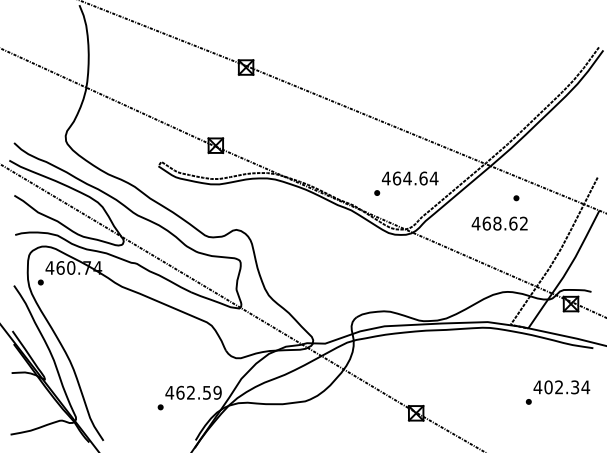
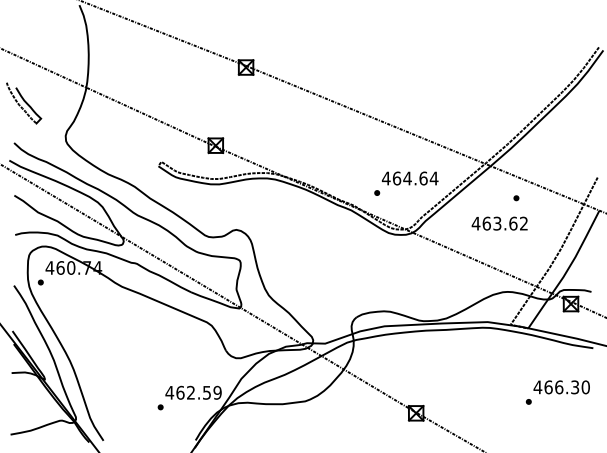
part: none -> present (24, 103)
text: 468.62 -> 463.62 (497, 223)
text: 402.34 -> 466.30 (567, 387)
